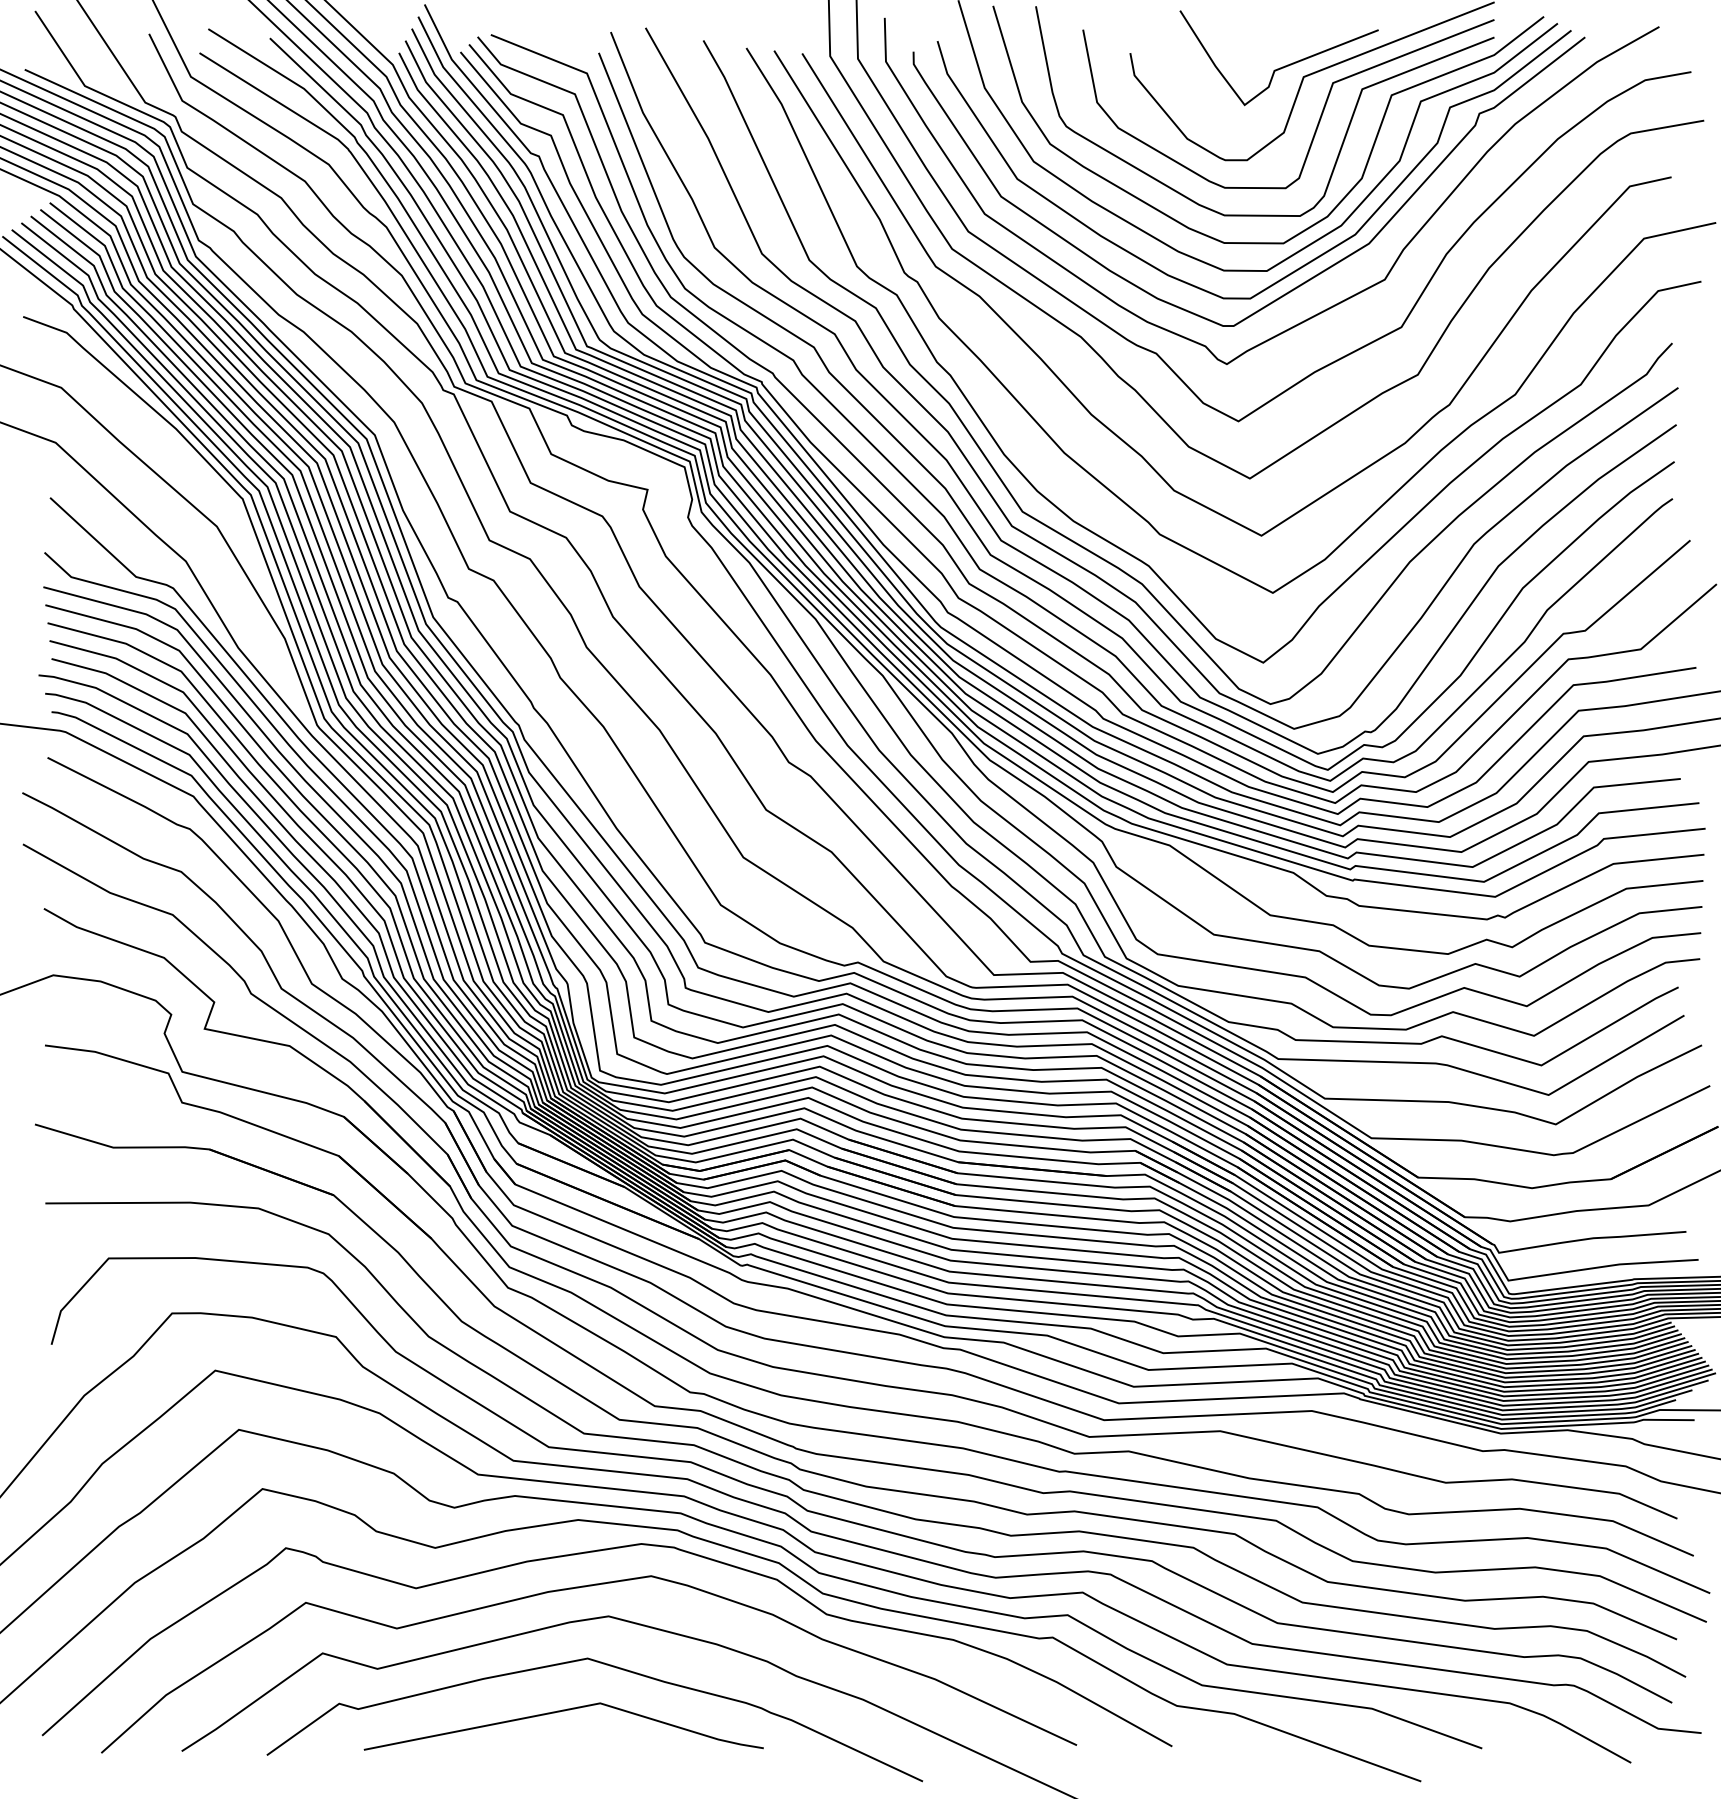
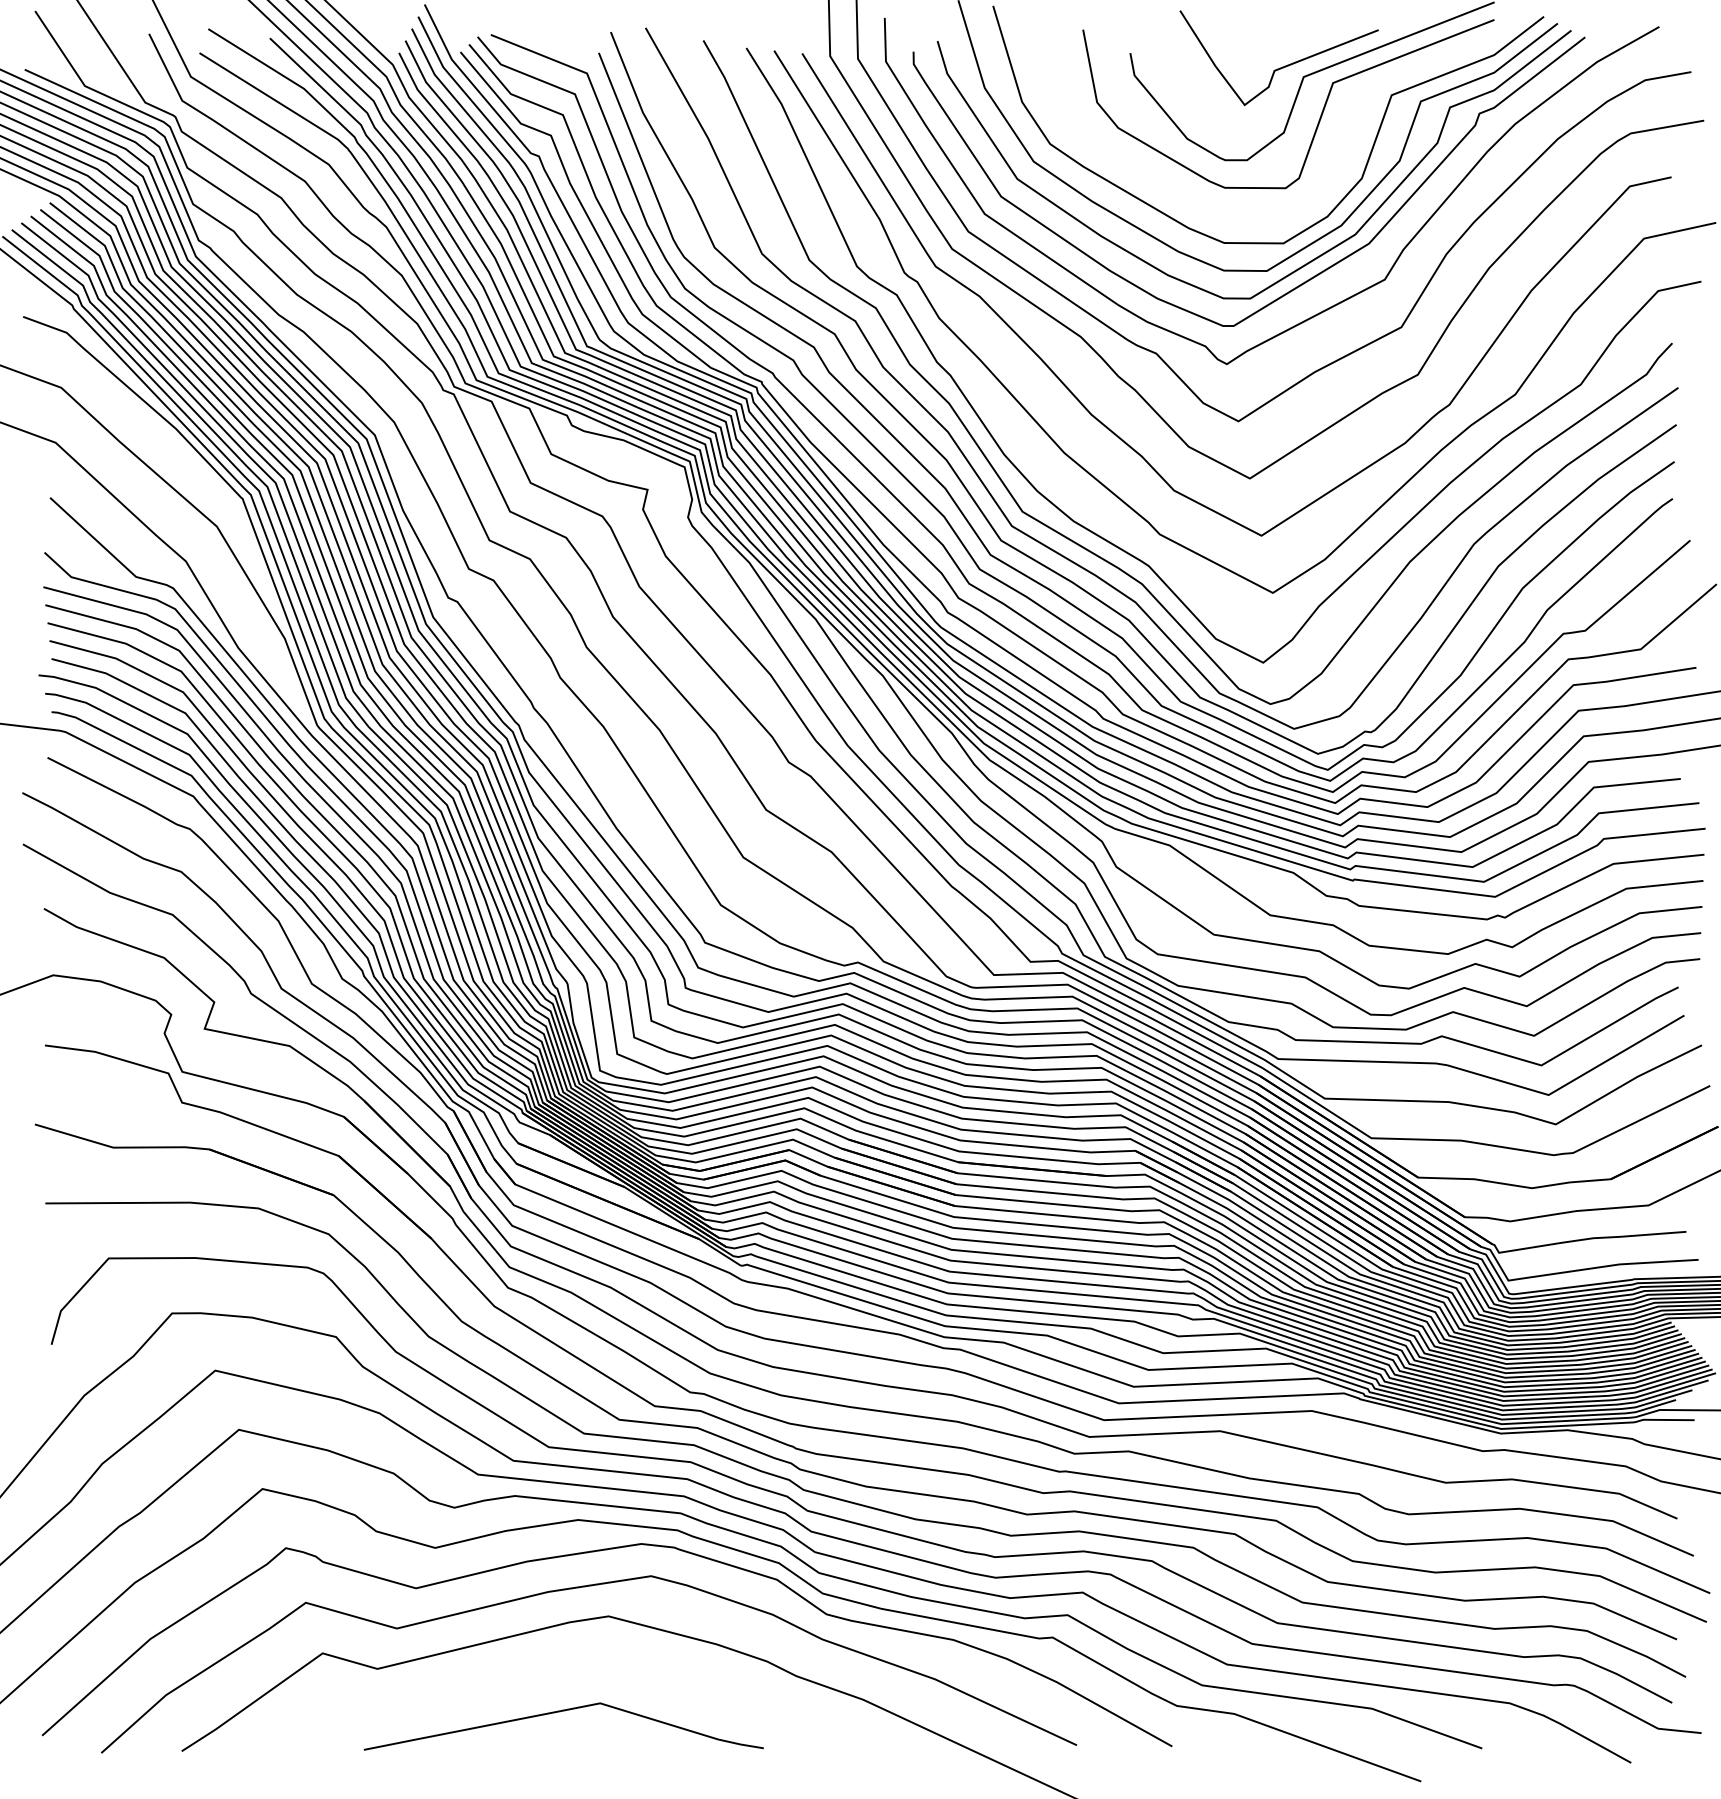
curve: present -> none (1341, 143)
curve: present -> none (609, 1666)
